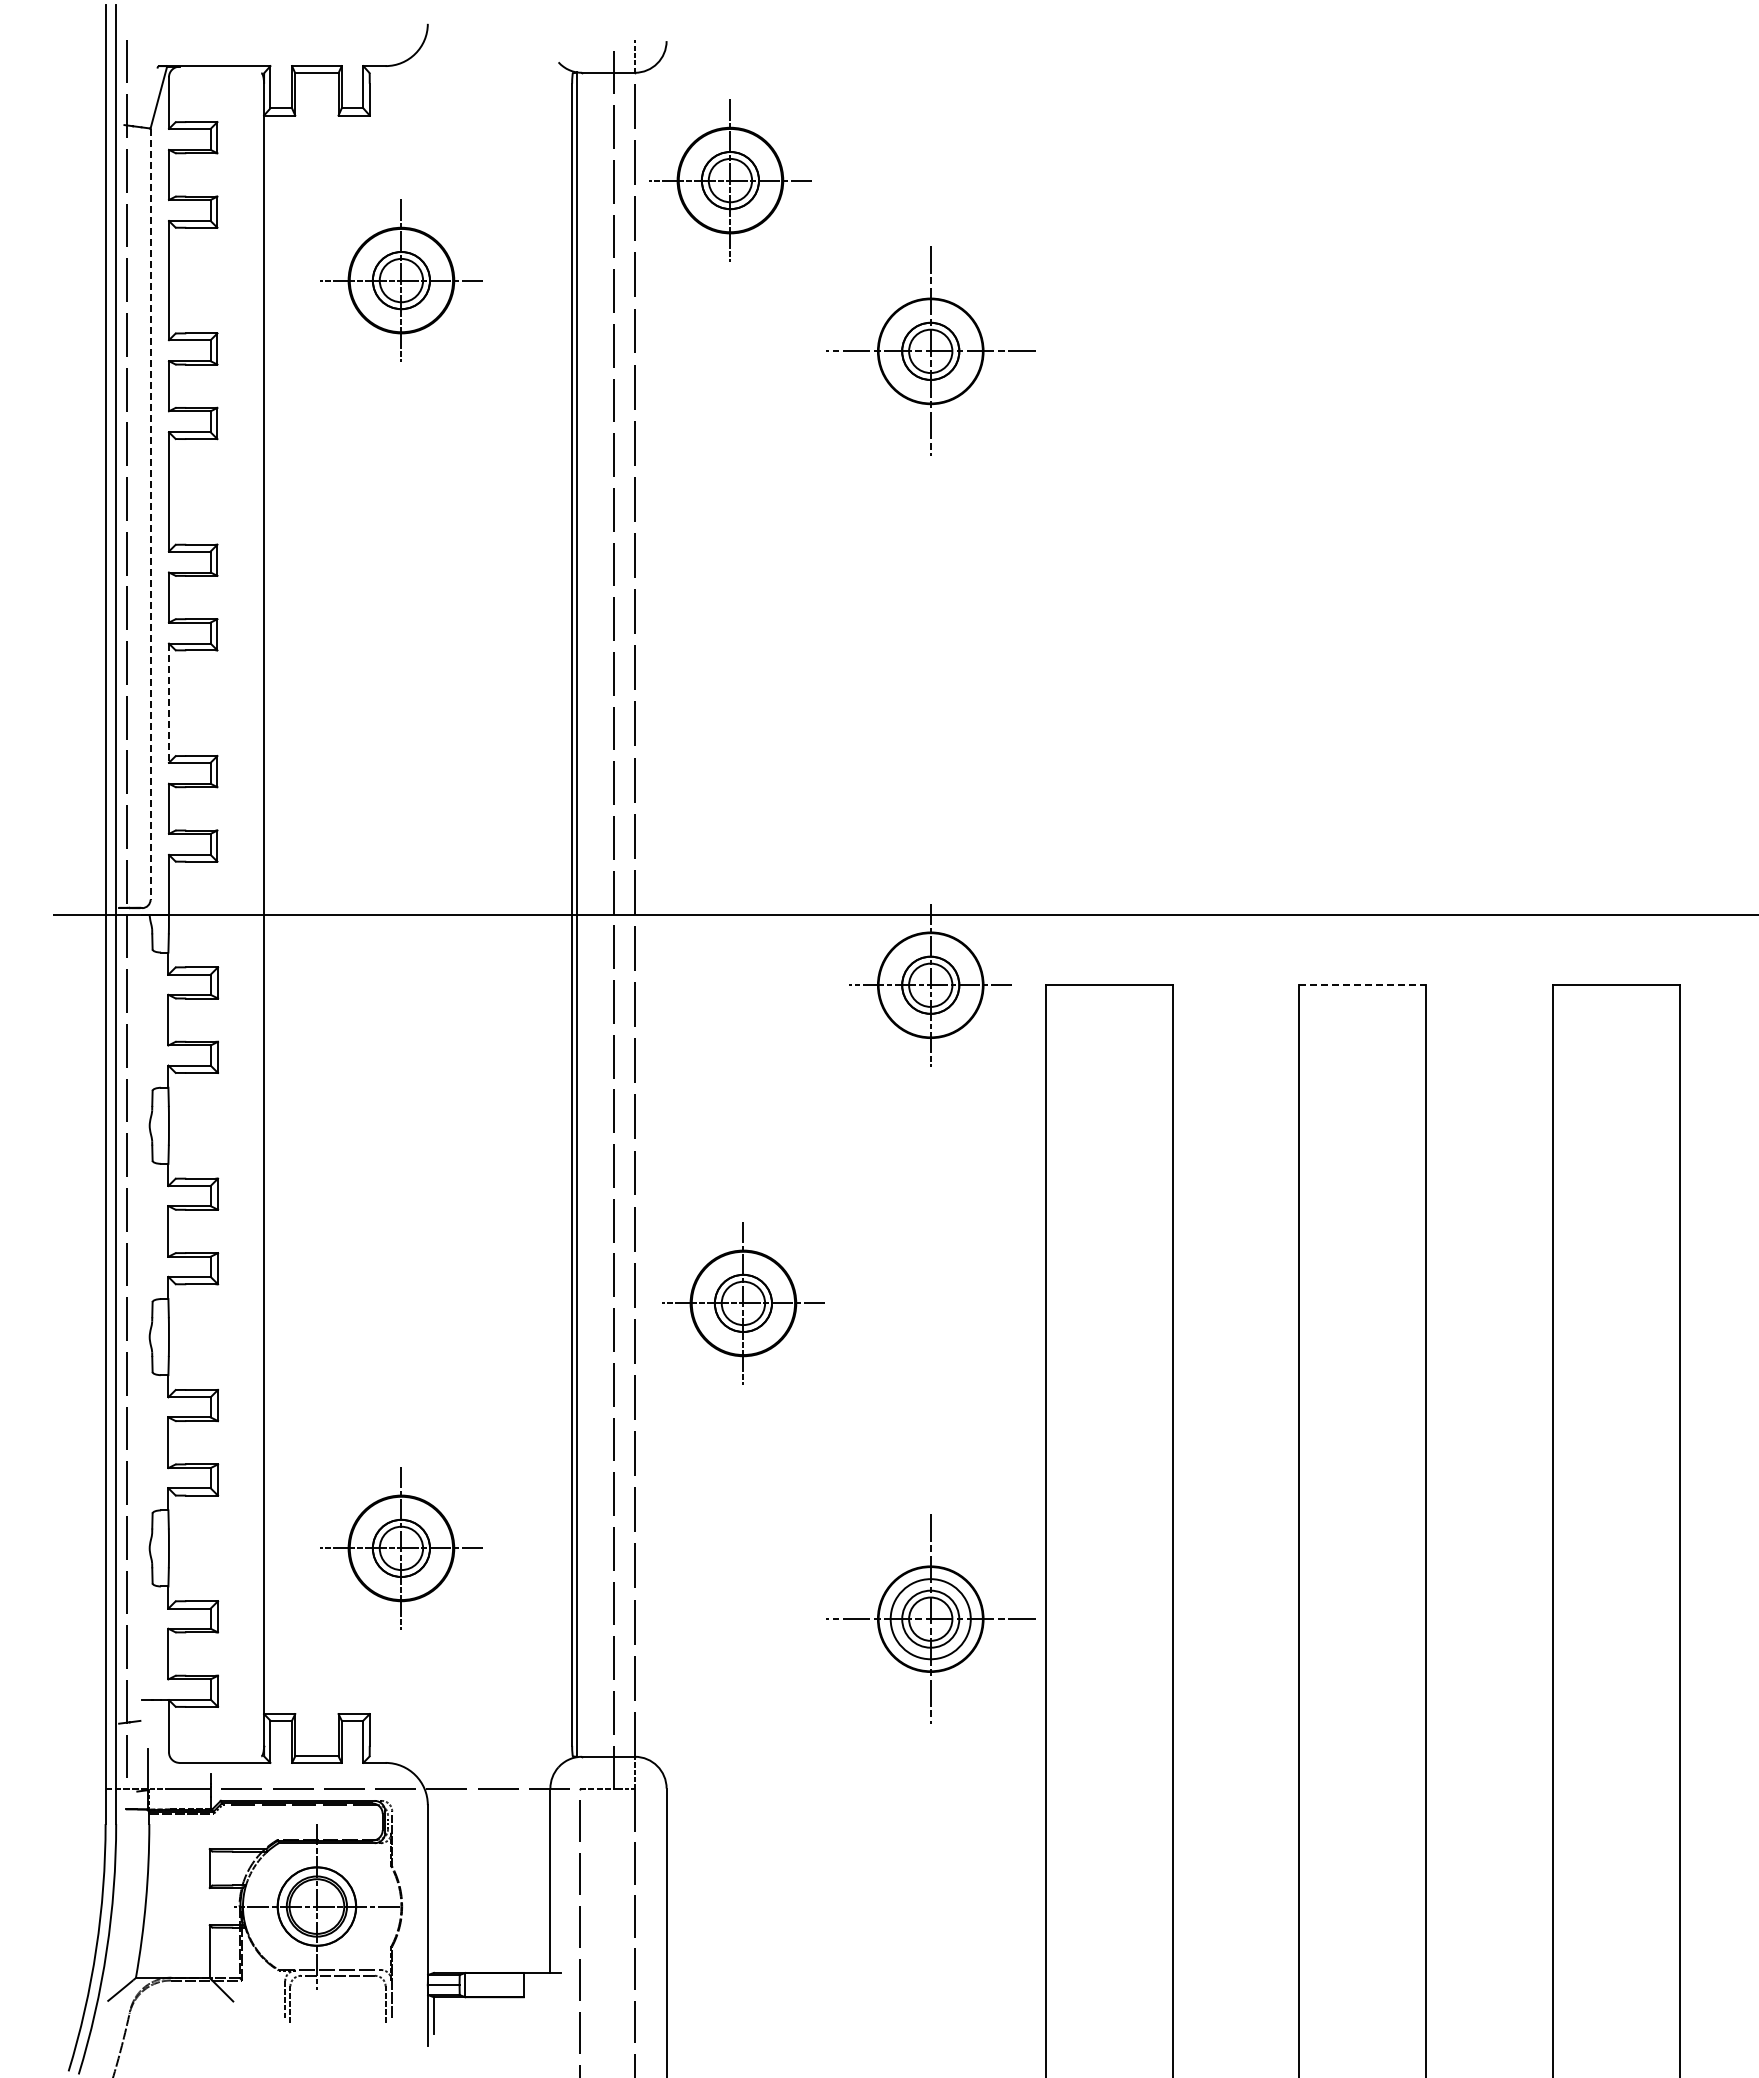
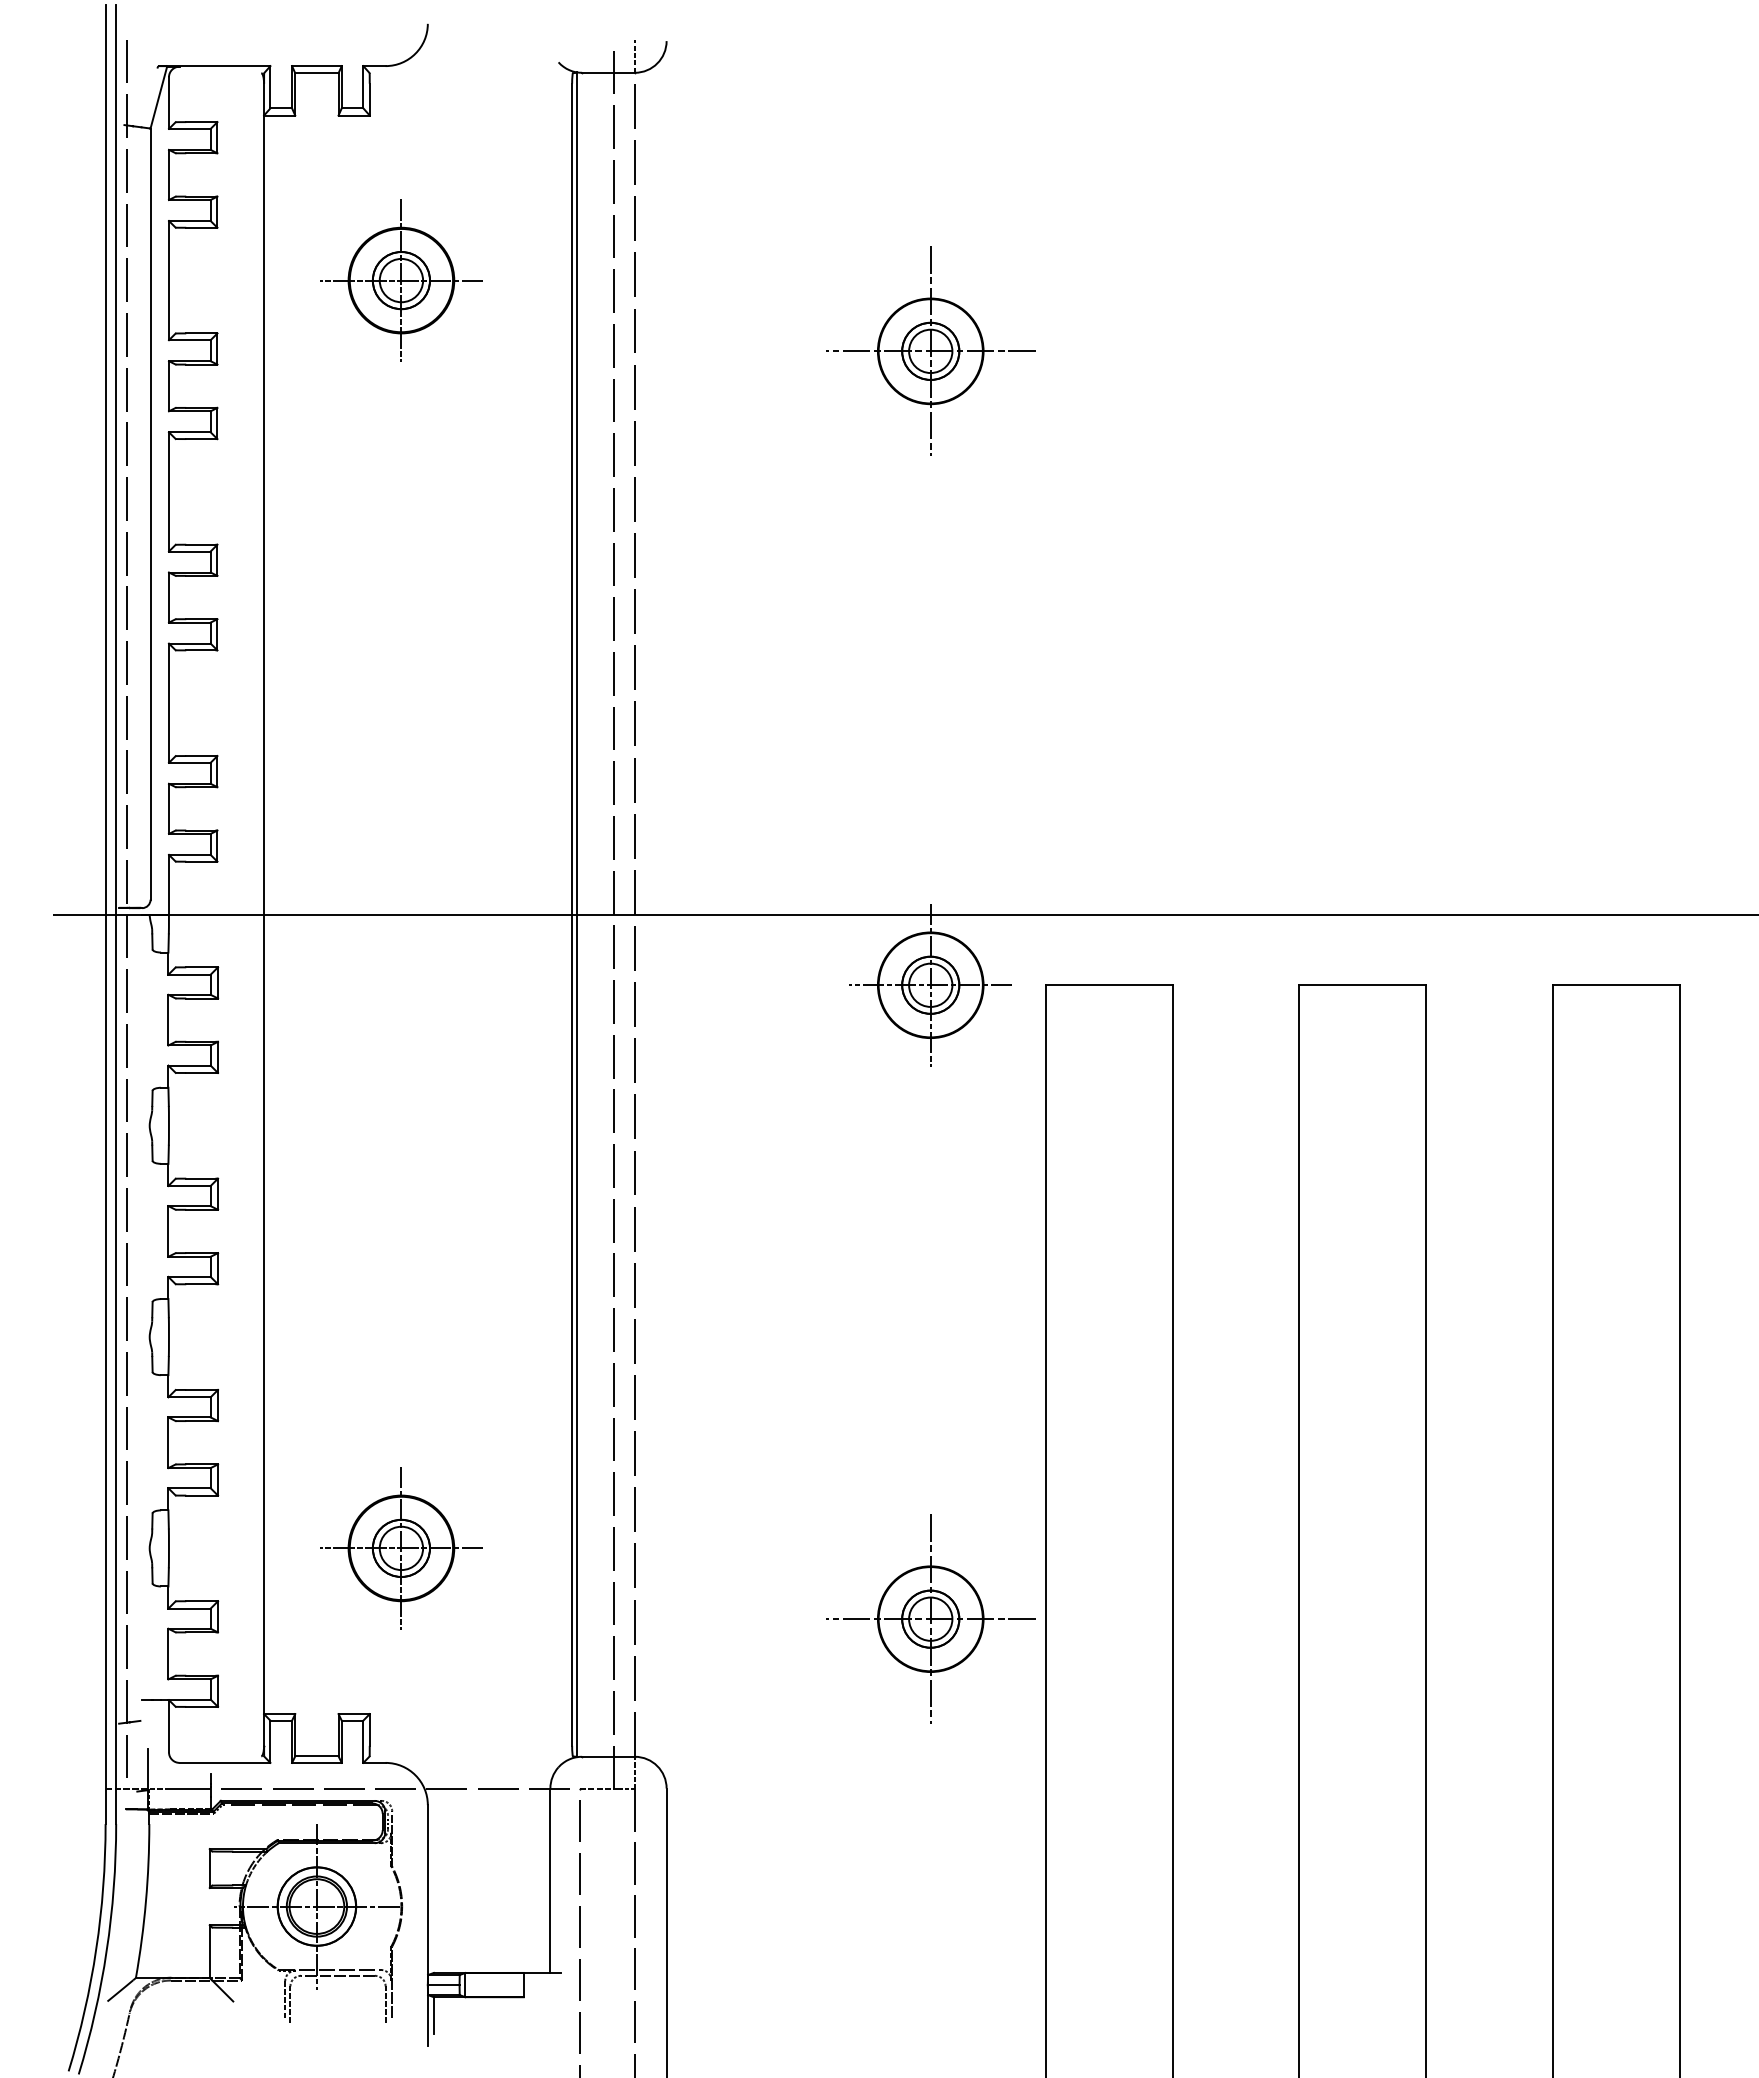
part: present -> none (730, 180)
line: dashed -> solid (150, 514)
line: dashed -> solid (169, 703)
line: dashed -> solid (1363, 985)
part: present -> none (743, 1303)
circle diameter: 80 px -> 57 px (930, 1618)
